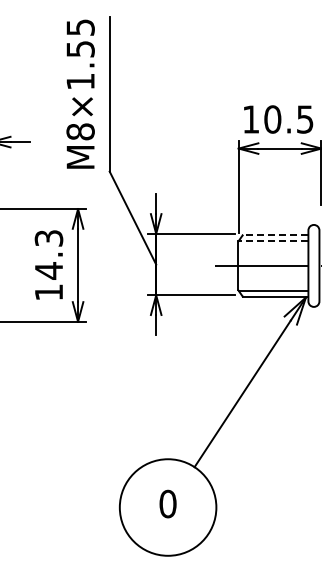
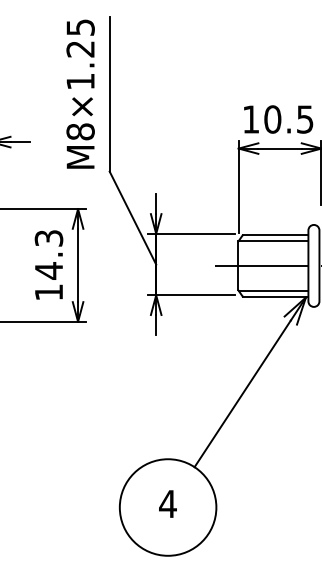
text: M8×1.55 -> M8×1.25 (80, 49)
line: dashed -> solid (275, 235)
line: dashed -> solid (273, 241)
text: 0 -> 4 (167, 503)
